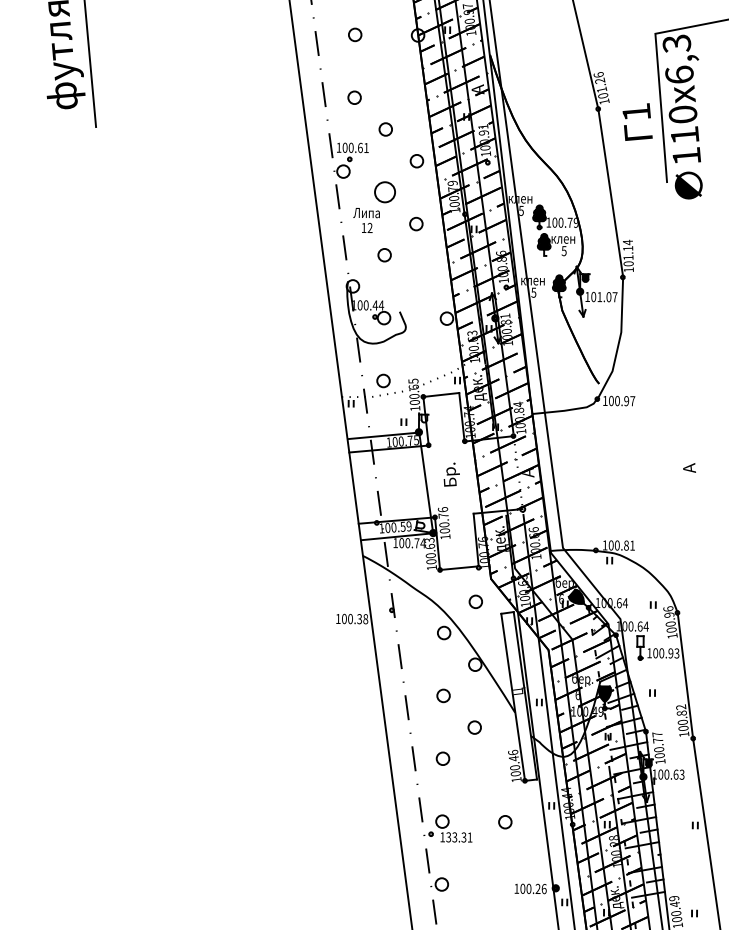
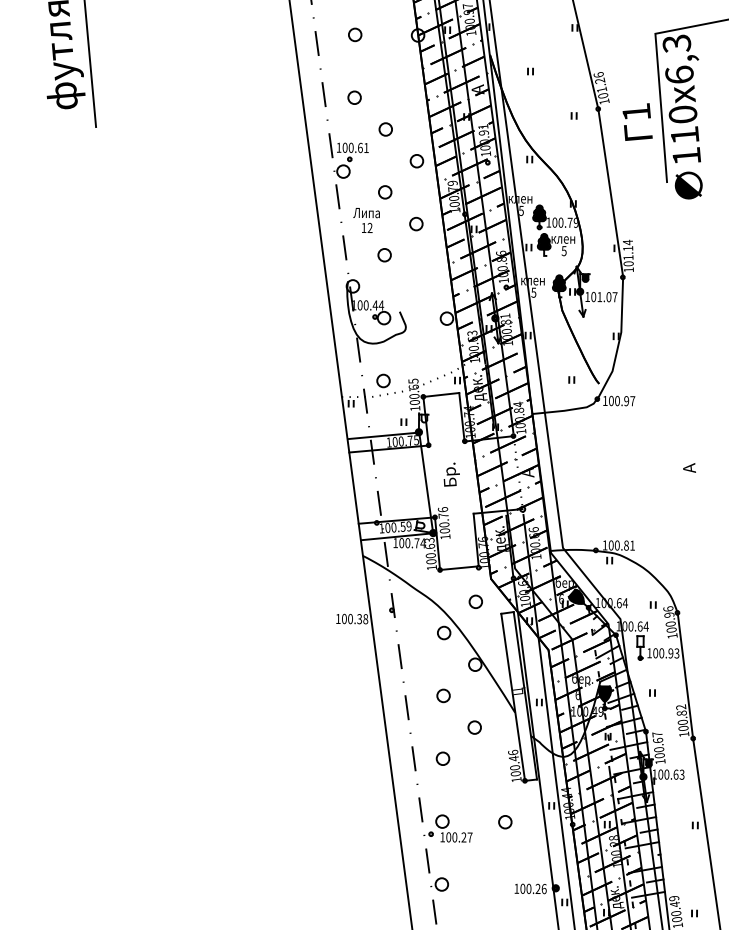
part size: 22x23 px -> 15x15 px (385, 192)
hatch: none -> present (554, 203)
text: 100.77 -> 100.67 (658, 740)
text: 133.31 -> 100.27 (459, 837)
